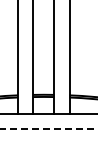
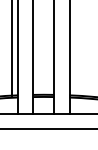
line: none -> present (11, 48)
line: dashed -> solid (48, 128)
